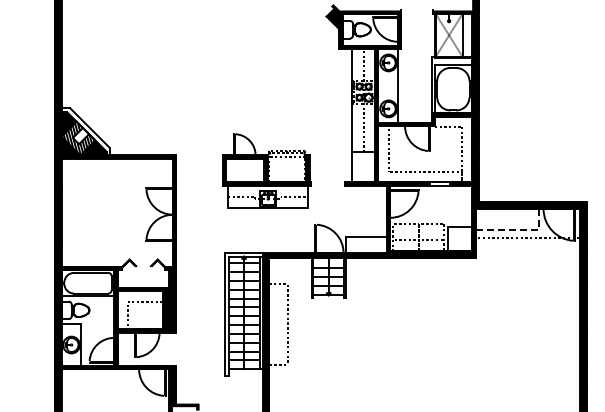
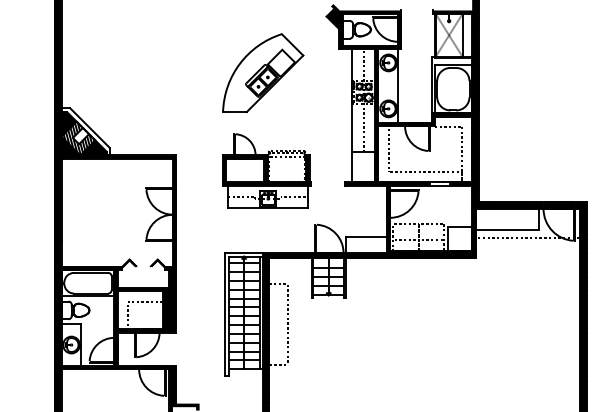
part: none -> present (263, 73)
line: dashed -> solid (518, 230)
